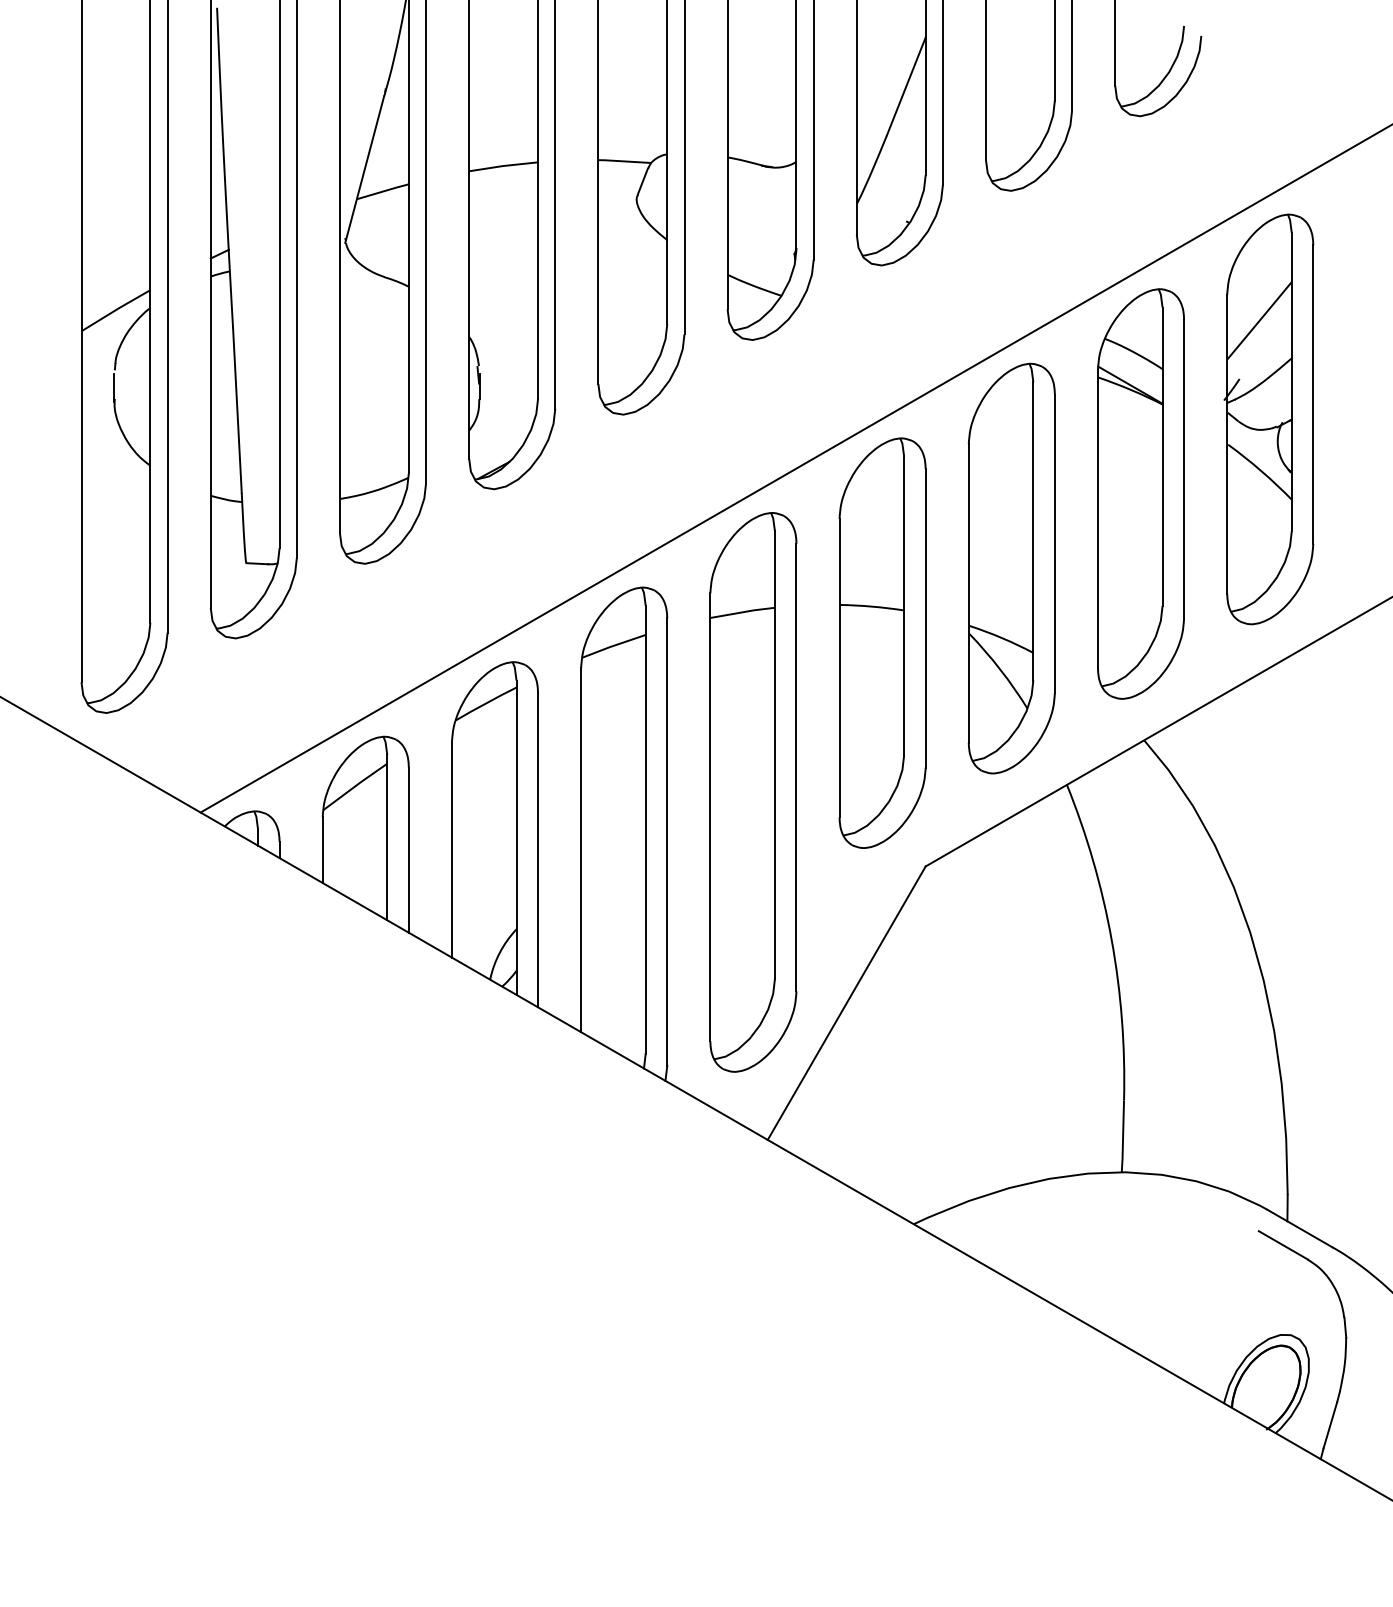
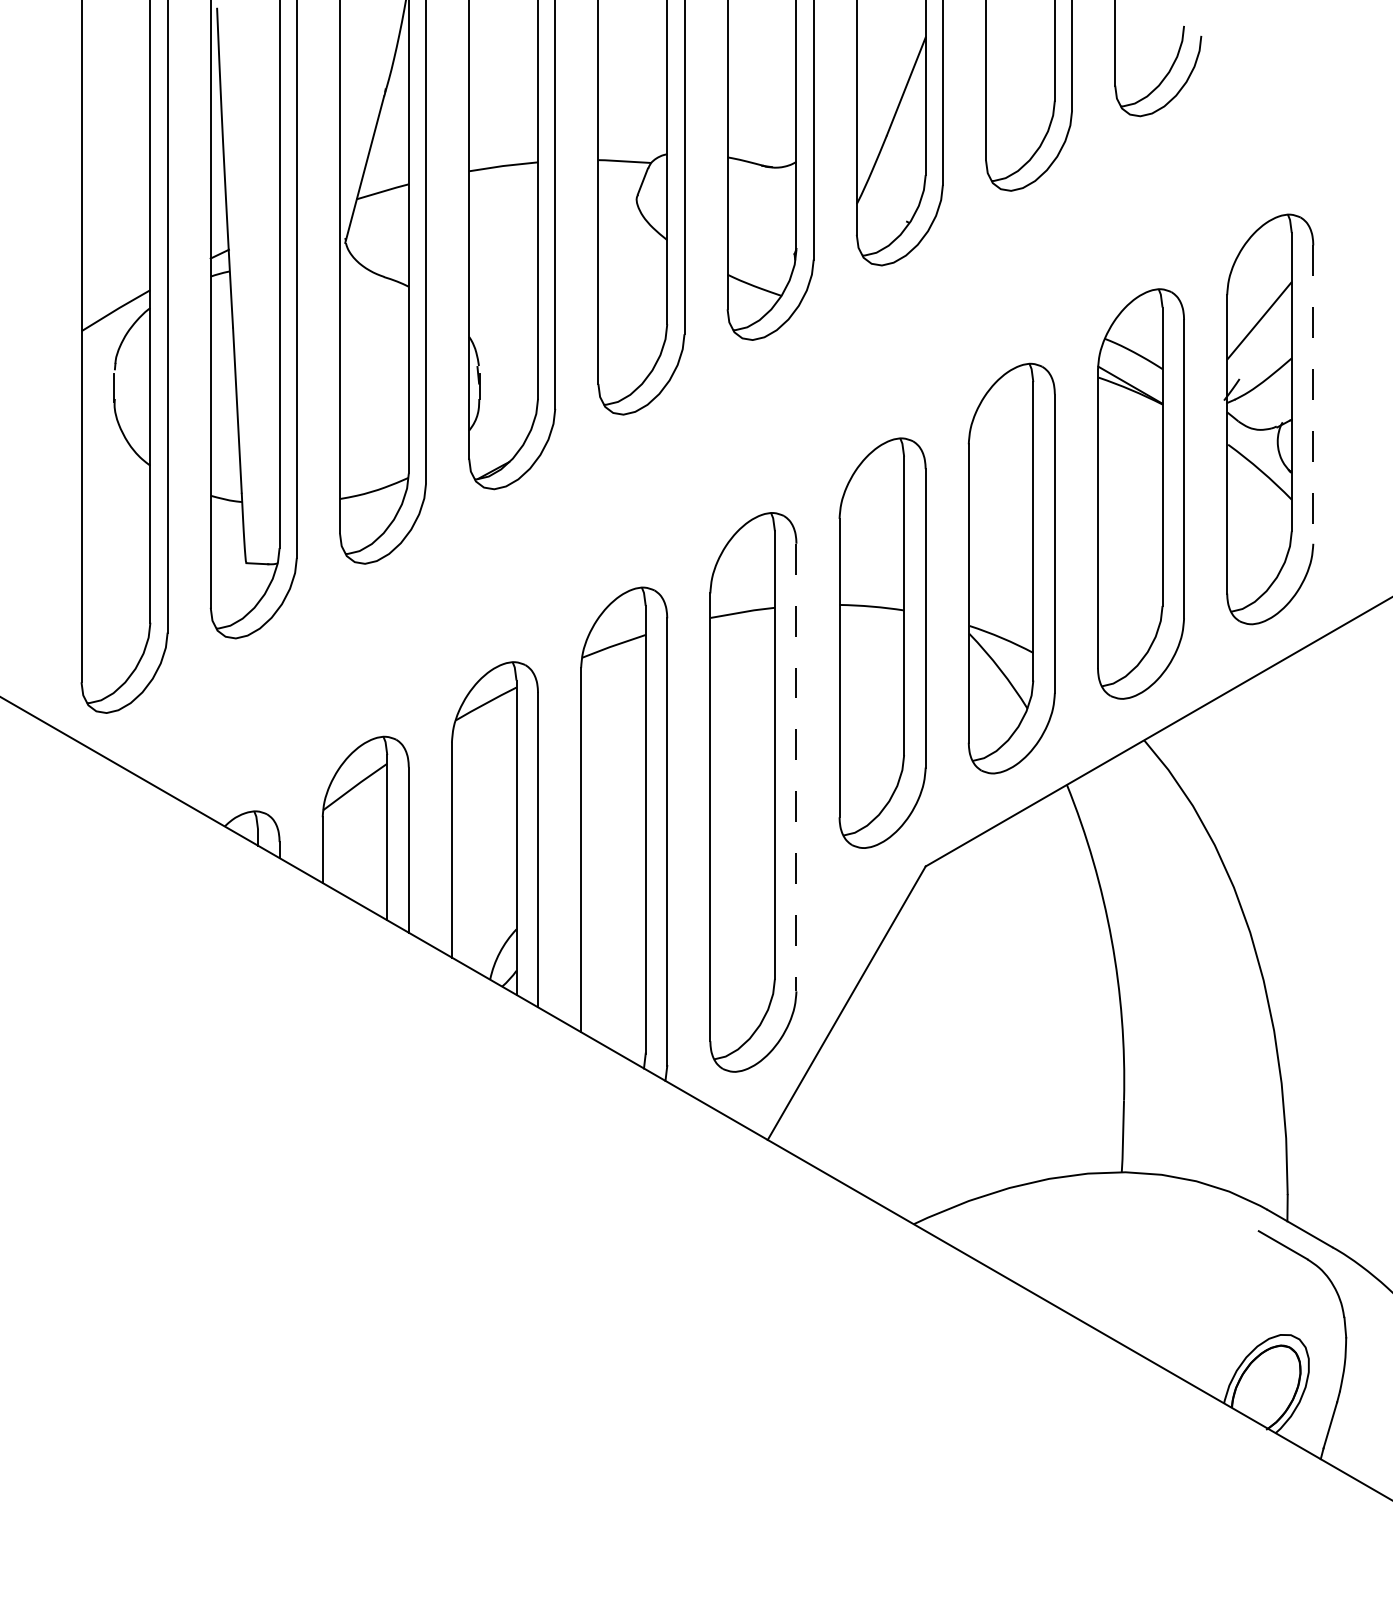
line: solid -> dashed (1313, 395)
line: present -> none (794, 469)
line: solid -> dashed (796, 767)
